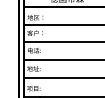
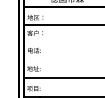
line: present -> none (62, 42)
line: present -> none (62, 60)
